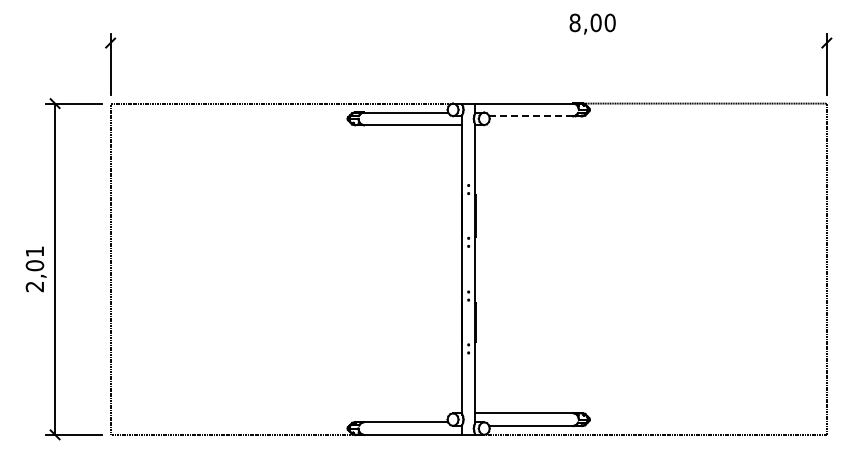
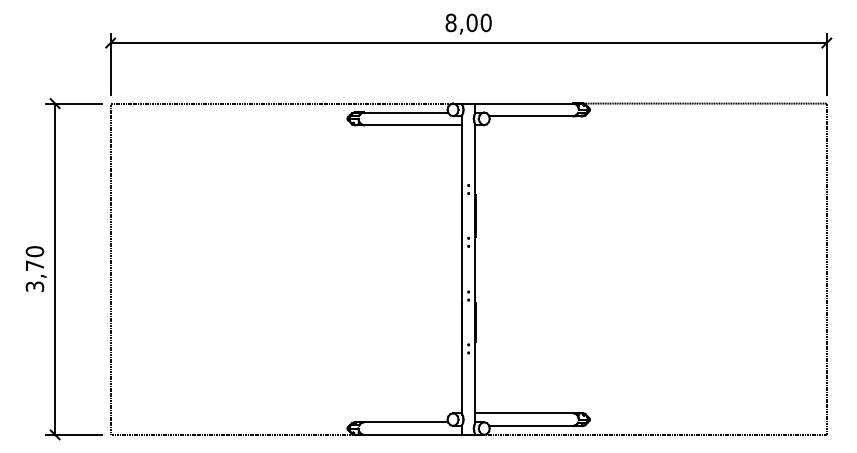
text position: (592, 23) -> (468, 23) (468, 23)
line: none -> present (468, 43)
line: dashed -> solid (535, 116)
text: 2,01 -> 3,70 (34, 269)
